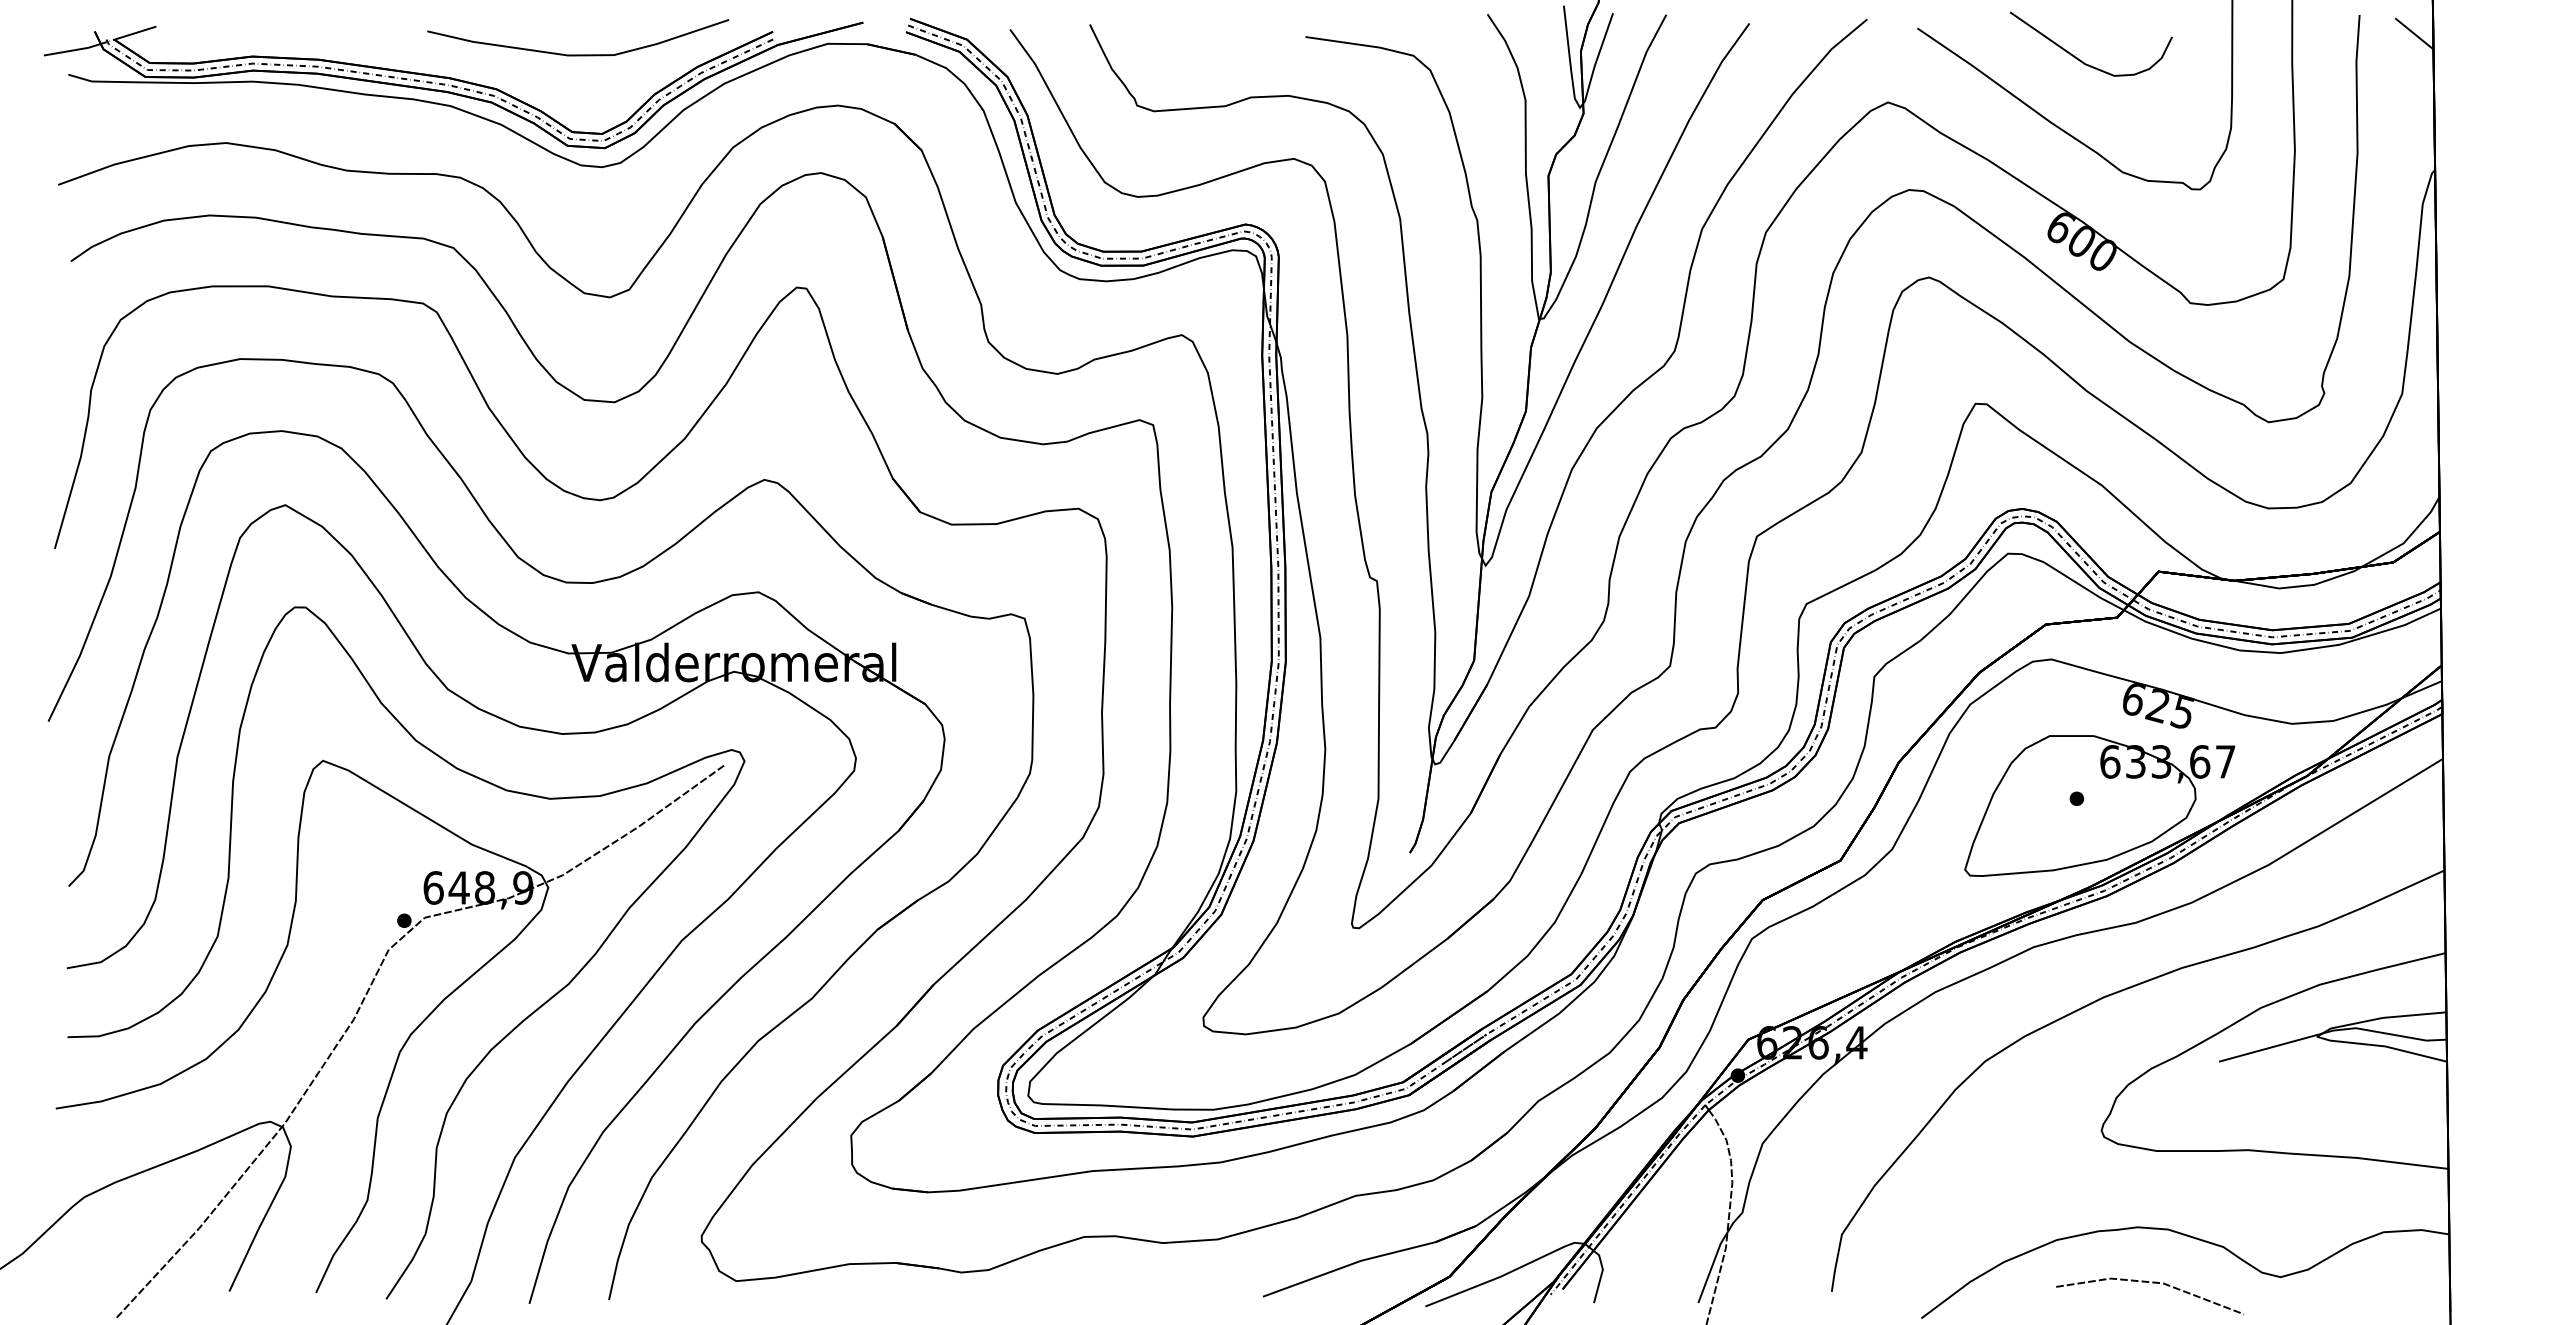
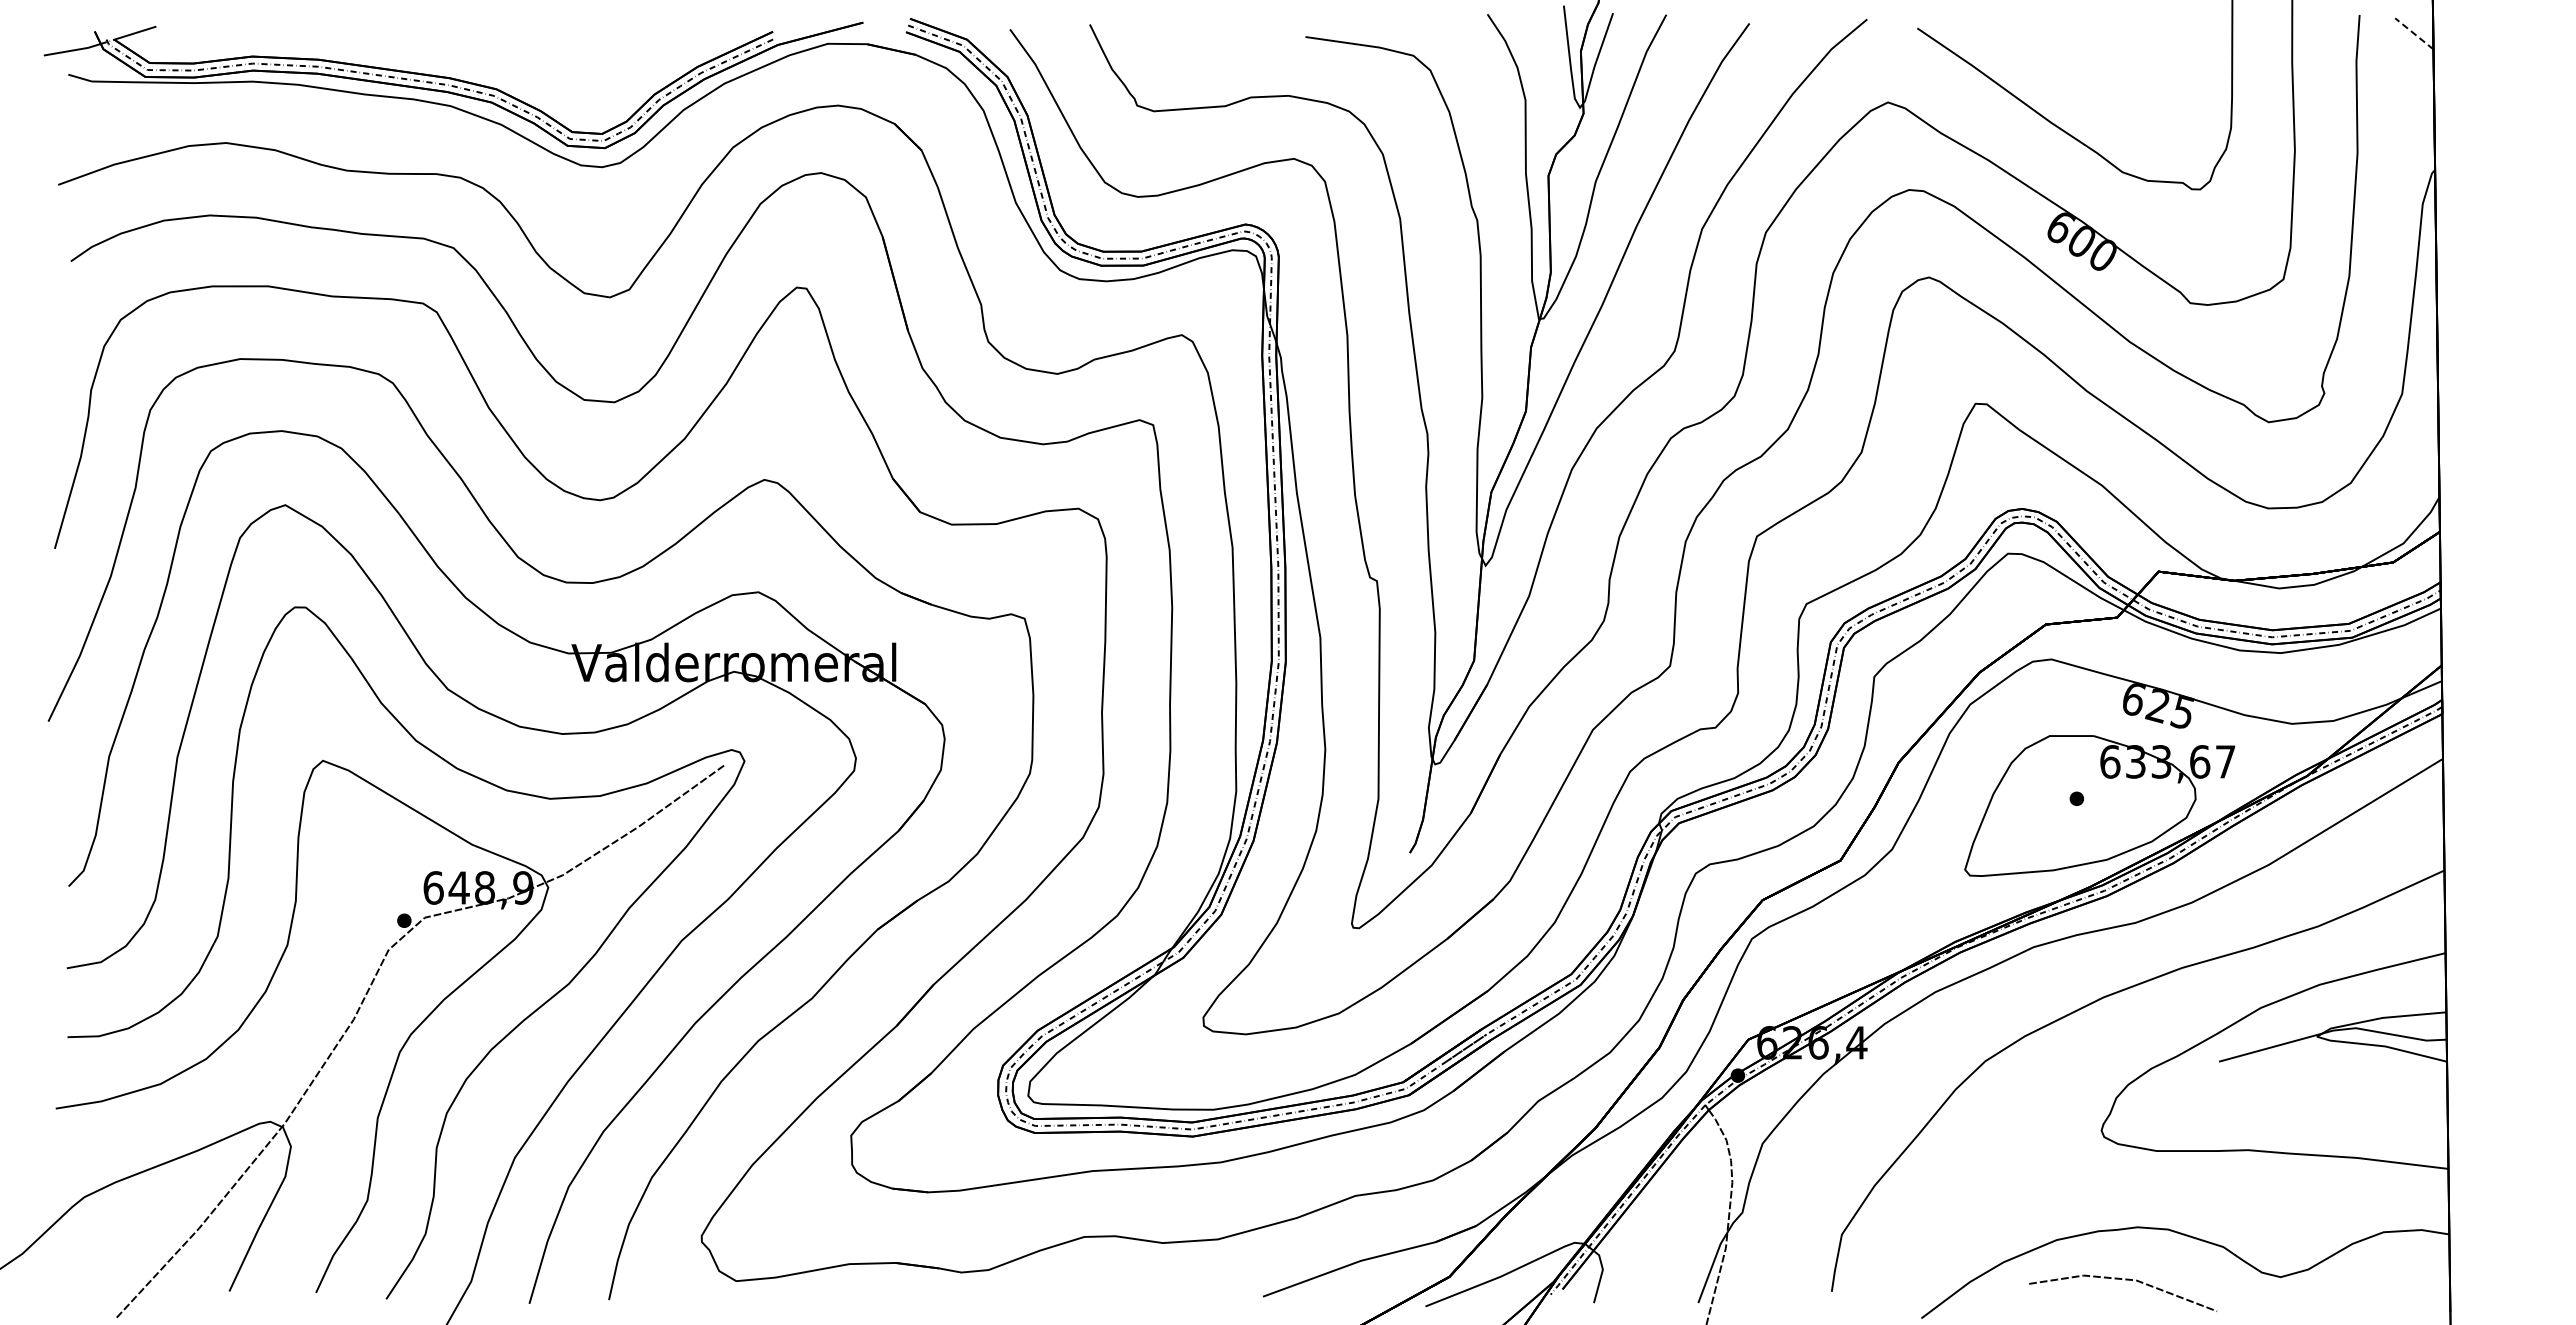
line: solid -> dashed (2414, 33)
curve: present -> none (578, 54)
curve: present -> none (2080, 59)
line position: (2152, 1283) -> (2125, 1280) (2125, 1280)
